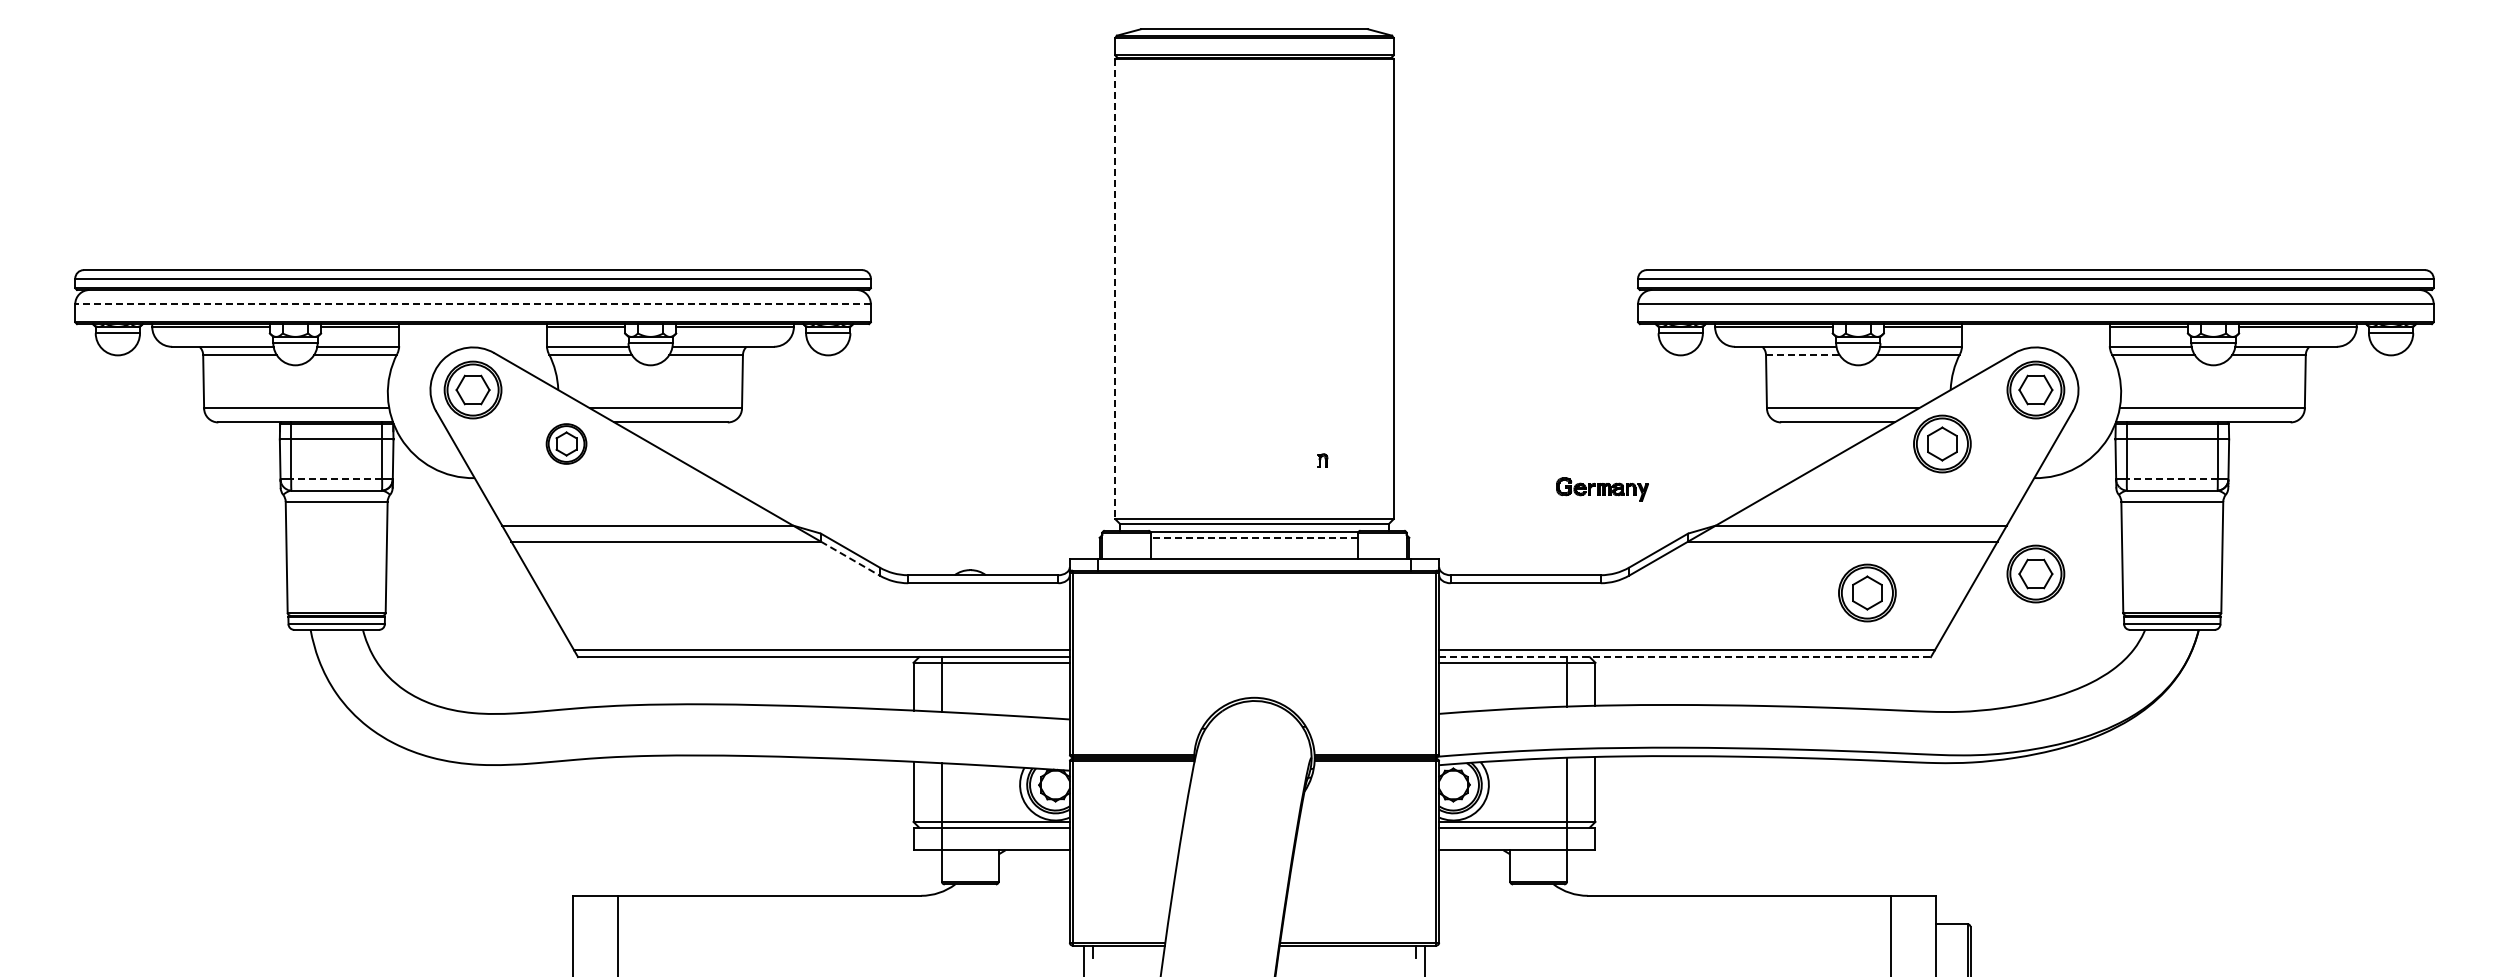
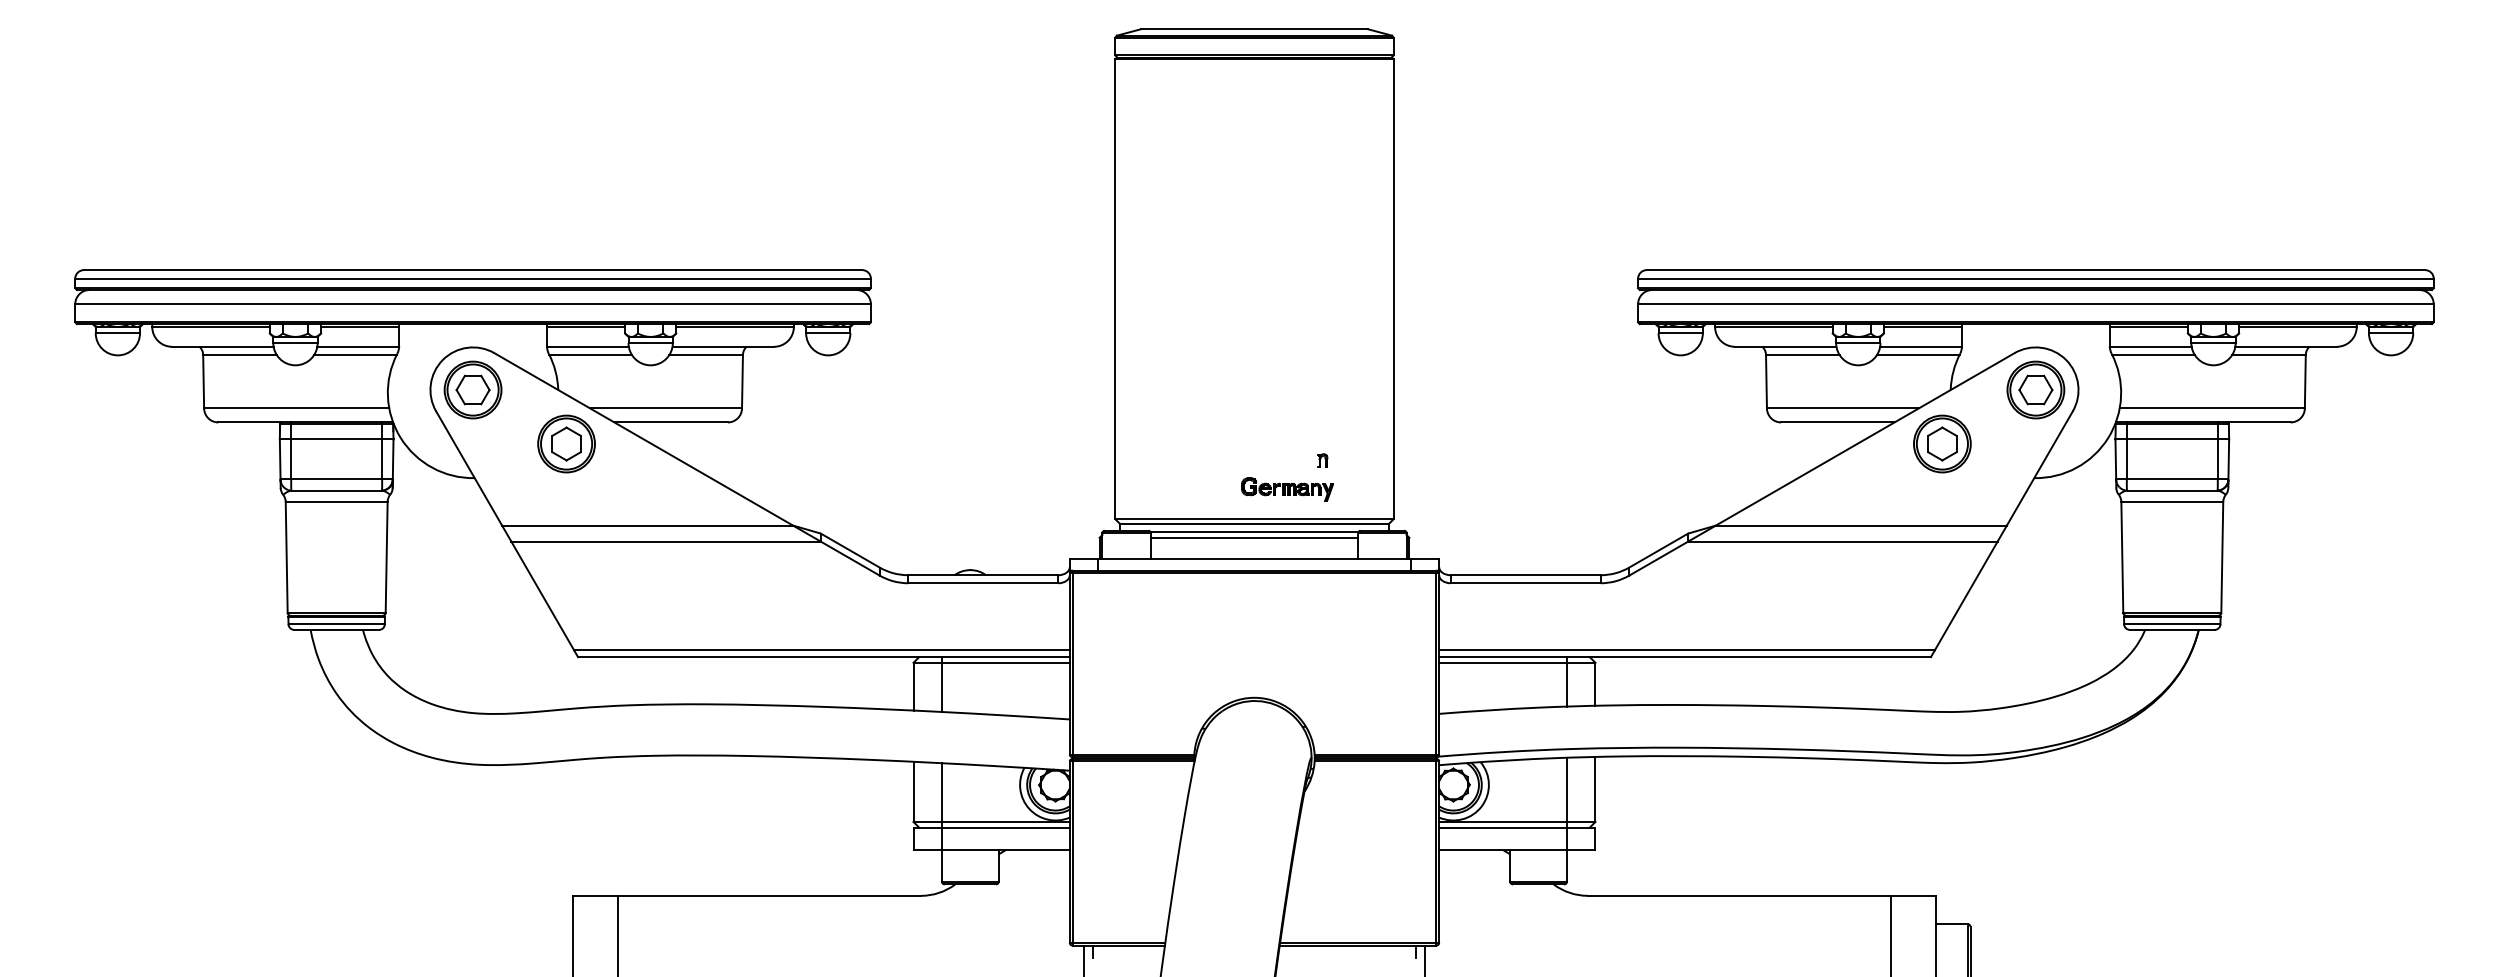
line: dashed -> solid (1115, 289)
line: dashed -> solid (473, 304)
line: dashed -> solid (1802, 354)
part size: 43x42 px -> 59x60 px (566, 443)
line: dashed -> solid (336, 479)
line: dashed -> solid (2171, 479)
part position: (1602, 489) -> (1287, 489) (1287, 489)
line: dashed -> solid (1254, 537)
line: dashed -> solid (850, 558)
part: present -> none (2035, 573)
part: present -> none (1867, 592)
line: dashed -> solid (1685, 657)
